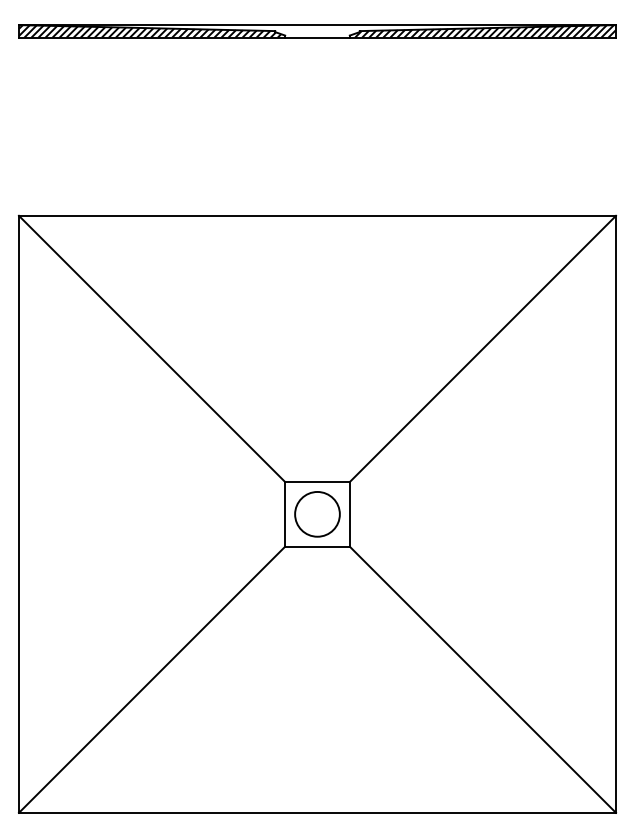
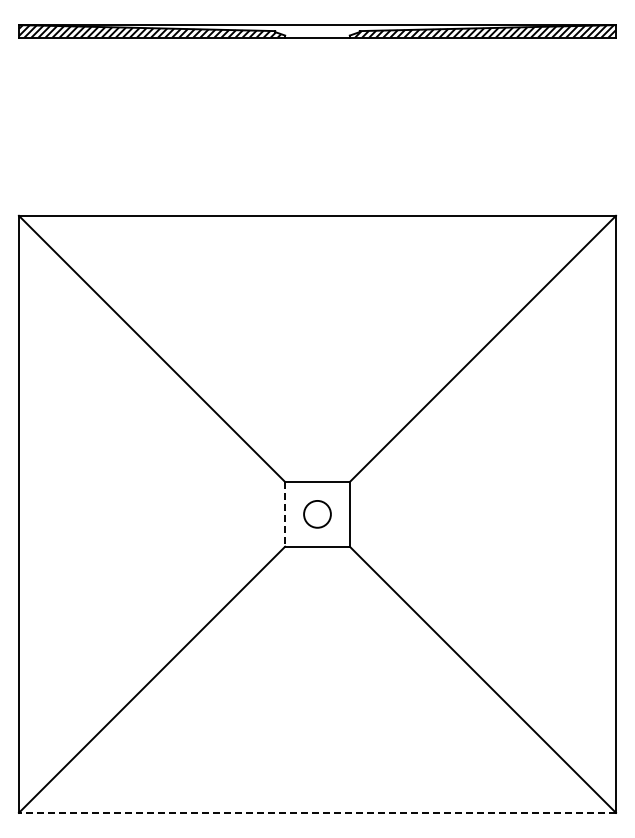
circle diameter: 45 px -> 27 px (317, 513)
line: solid -> dashed (285, 514)
line: solid -> dashed (317, 812)
